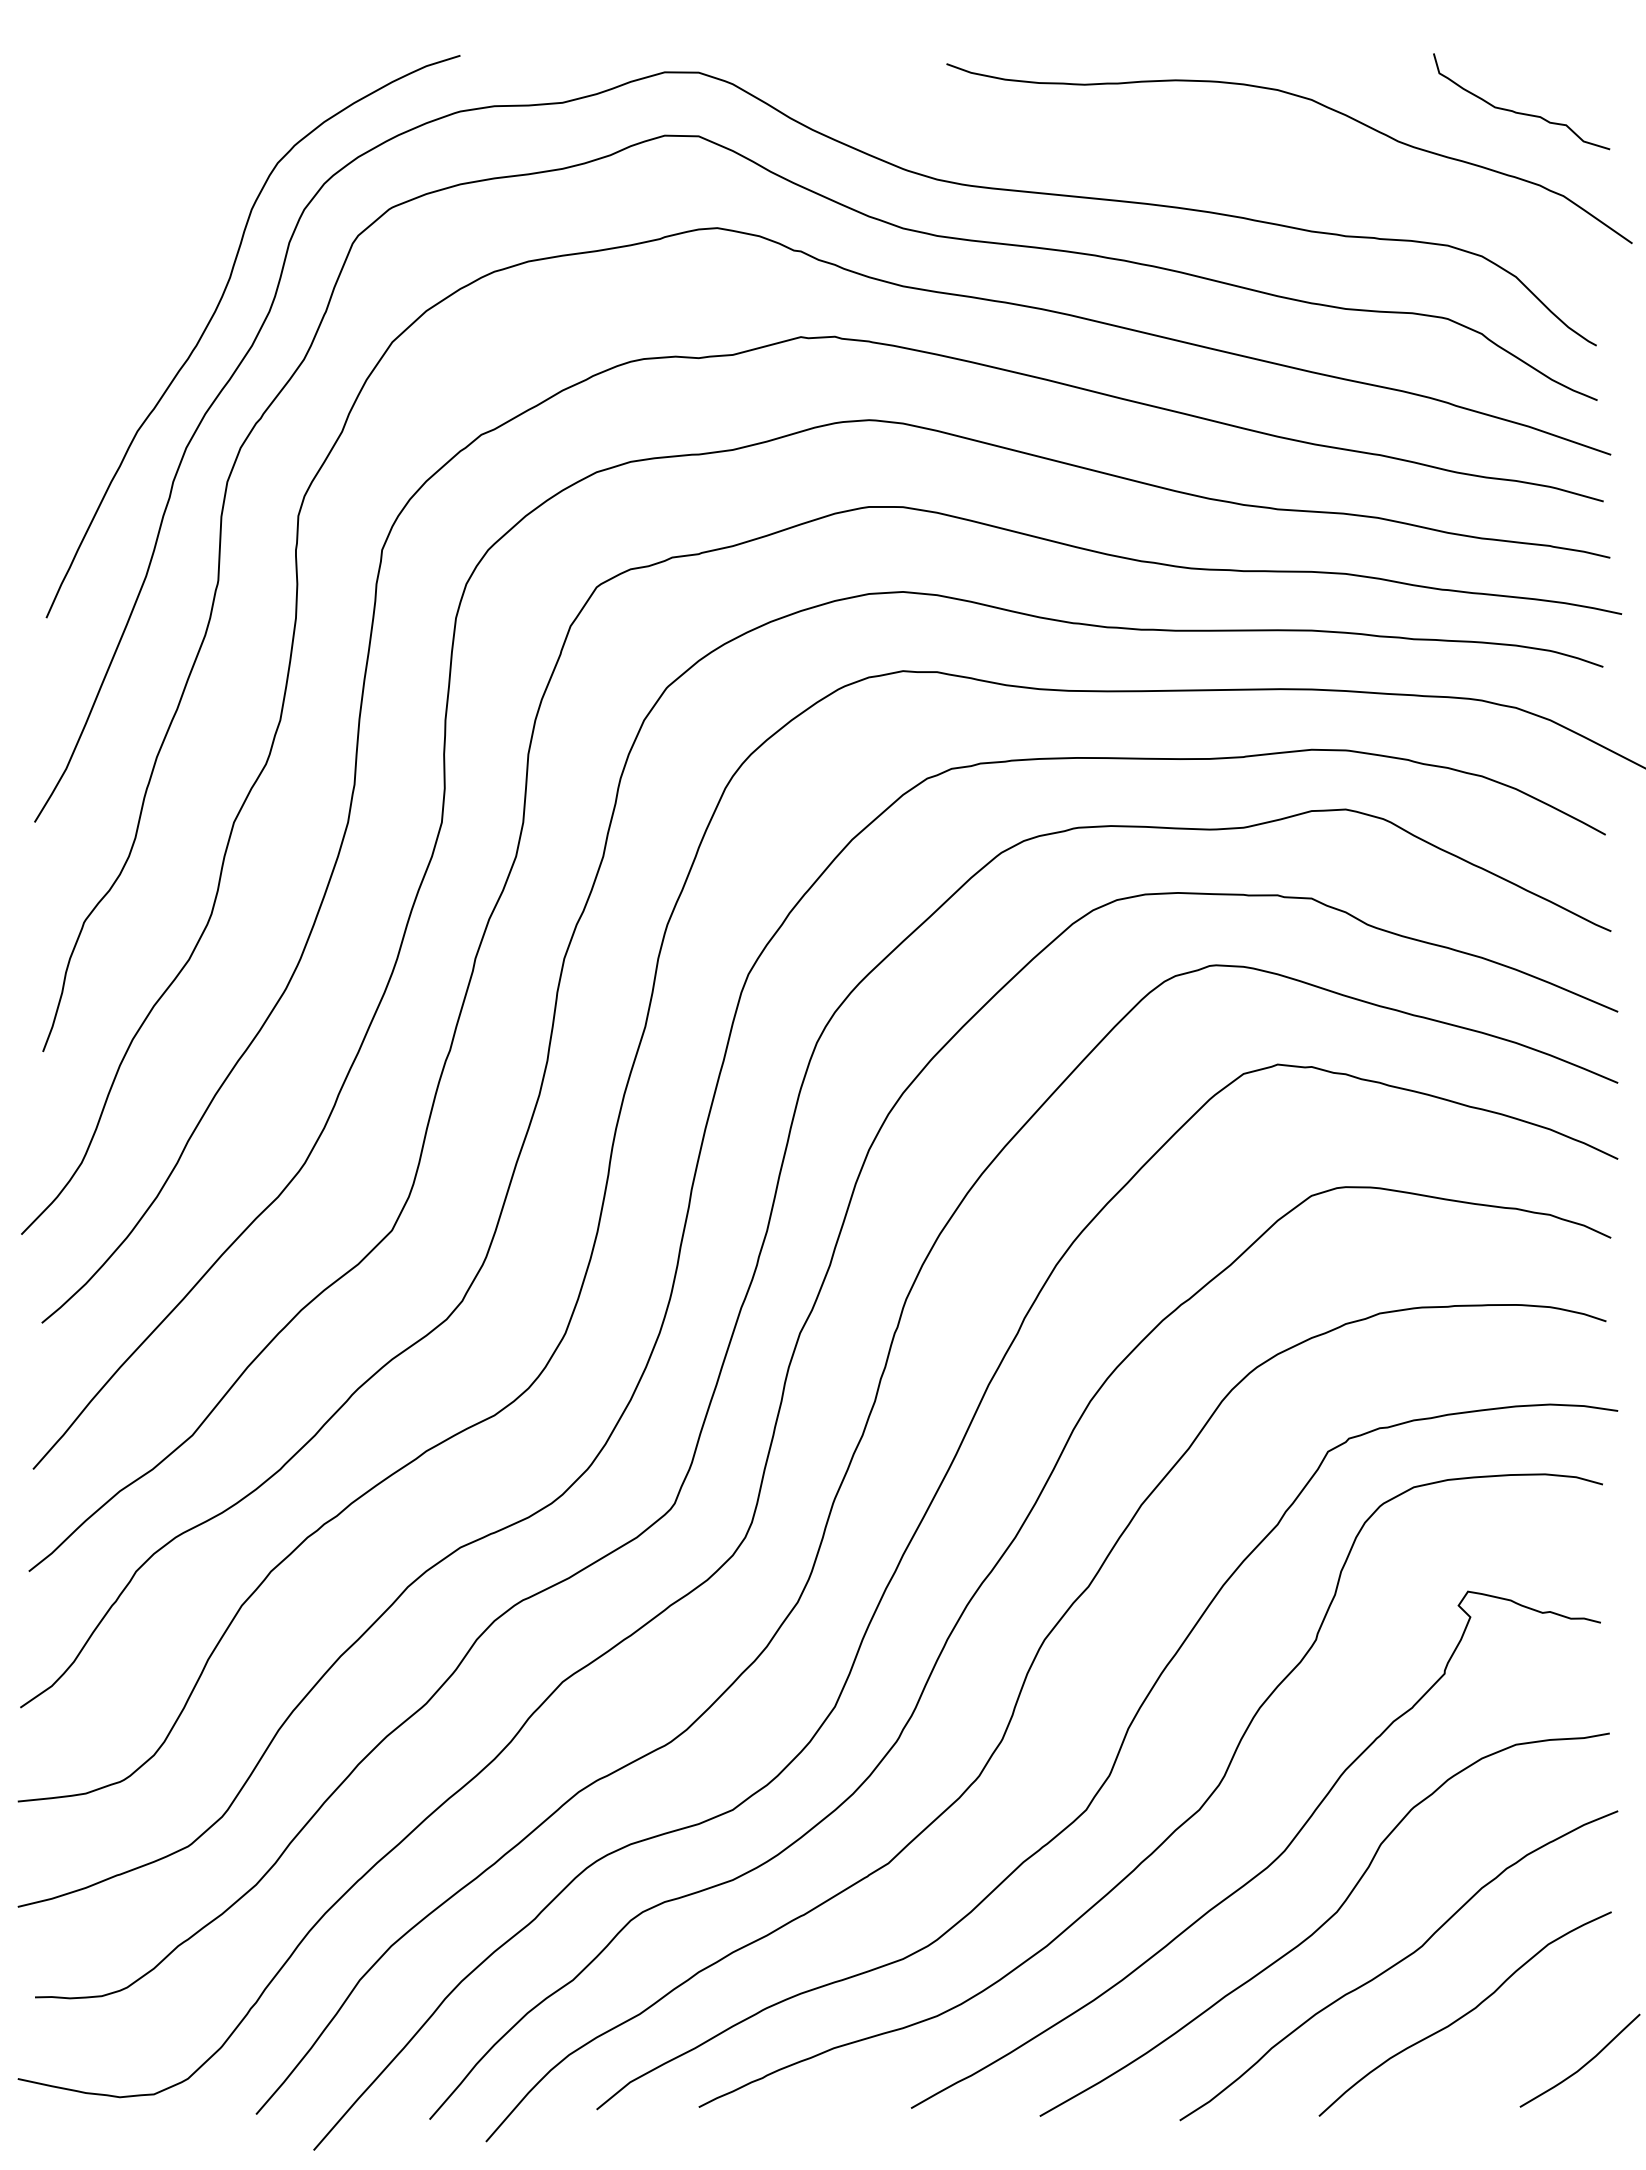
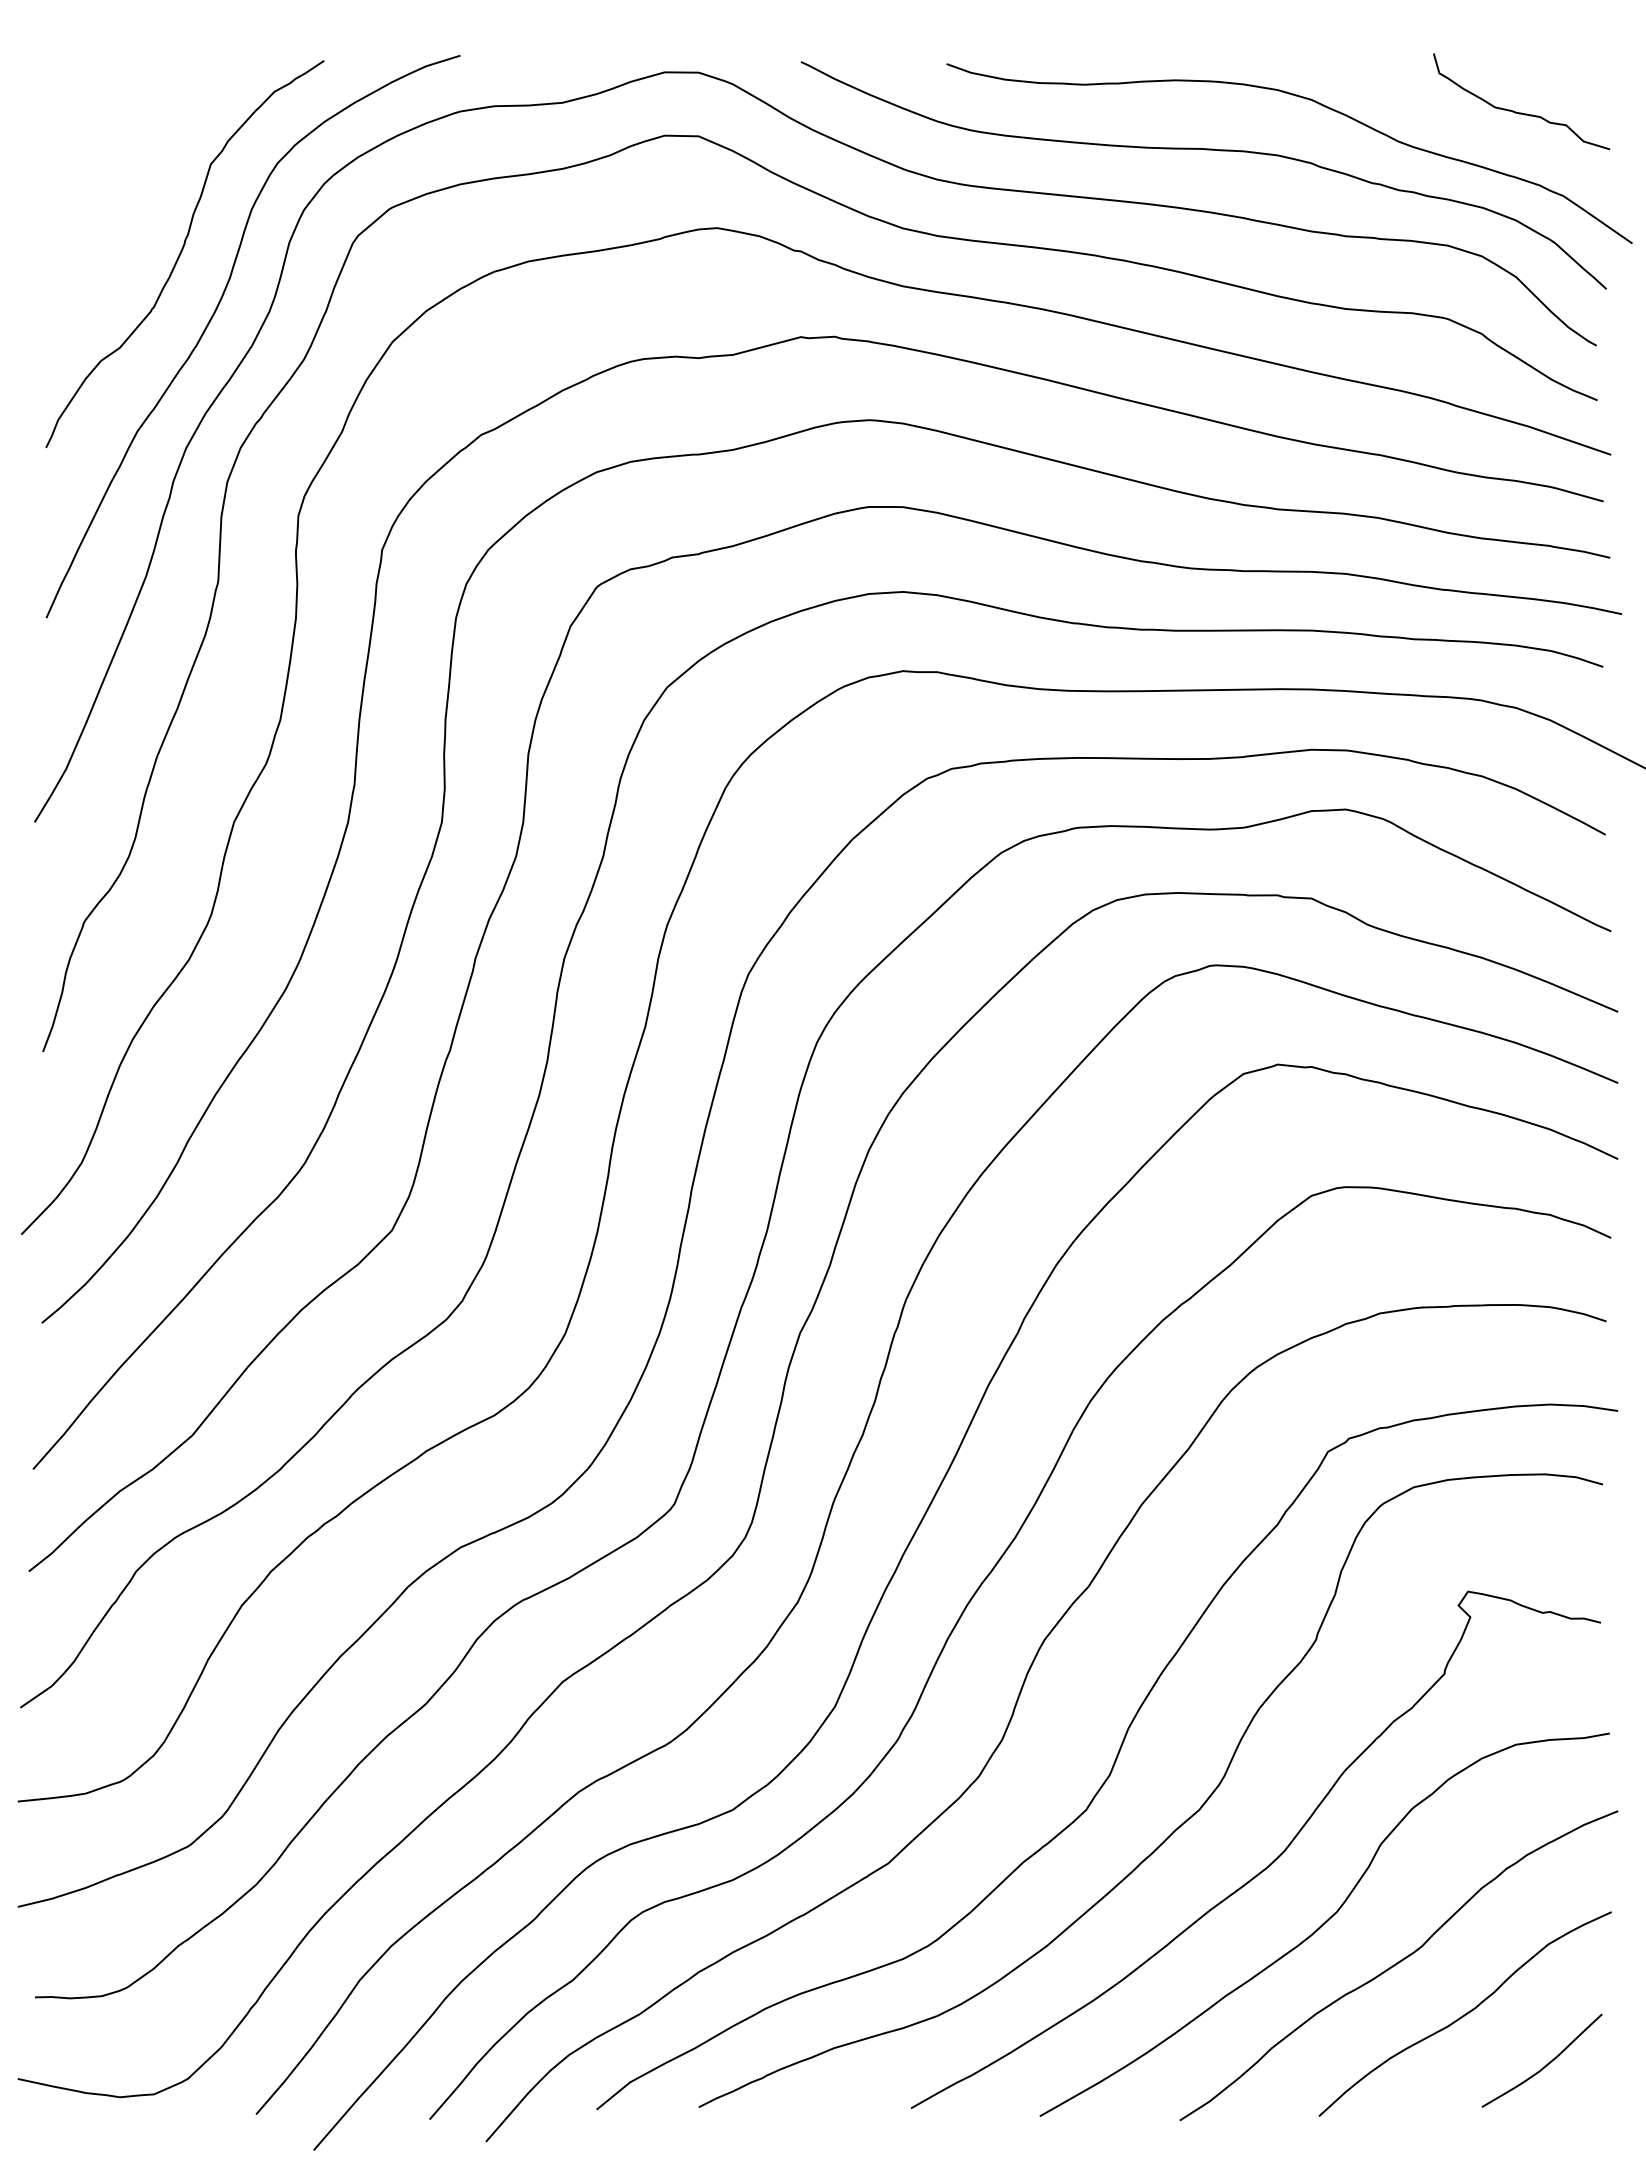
curve: none -> present (1205, 150)
curve: none -> present (181, 253)
curve position: (1581, 2066) -> (1543, 2066) (1543, 2066)
